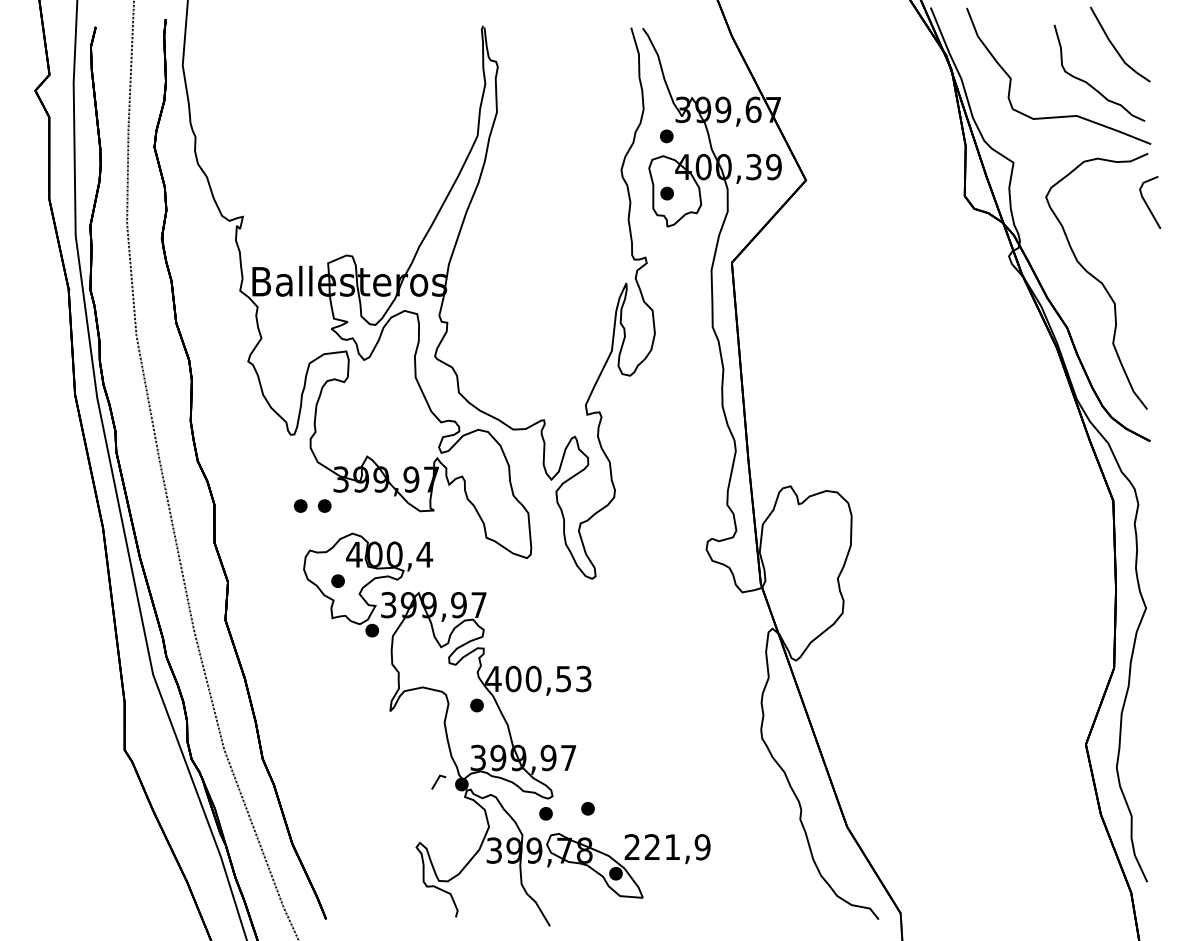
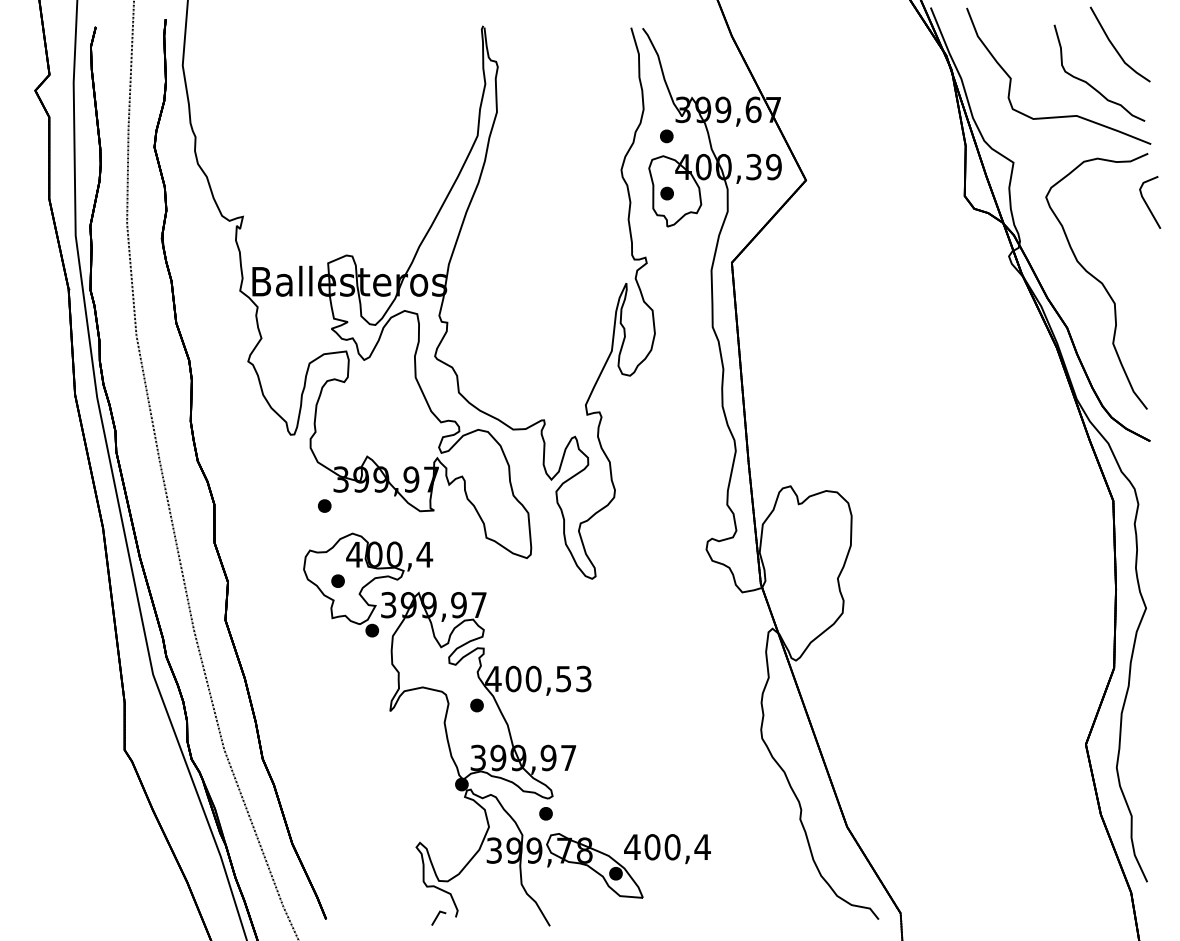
part: present -> none (300, 505)
line position: (438, 780) -> (438, 916) (438, 916)
part: present -> none (587, 808)
text: 221,9 -> 400,4 (667, 847)
